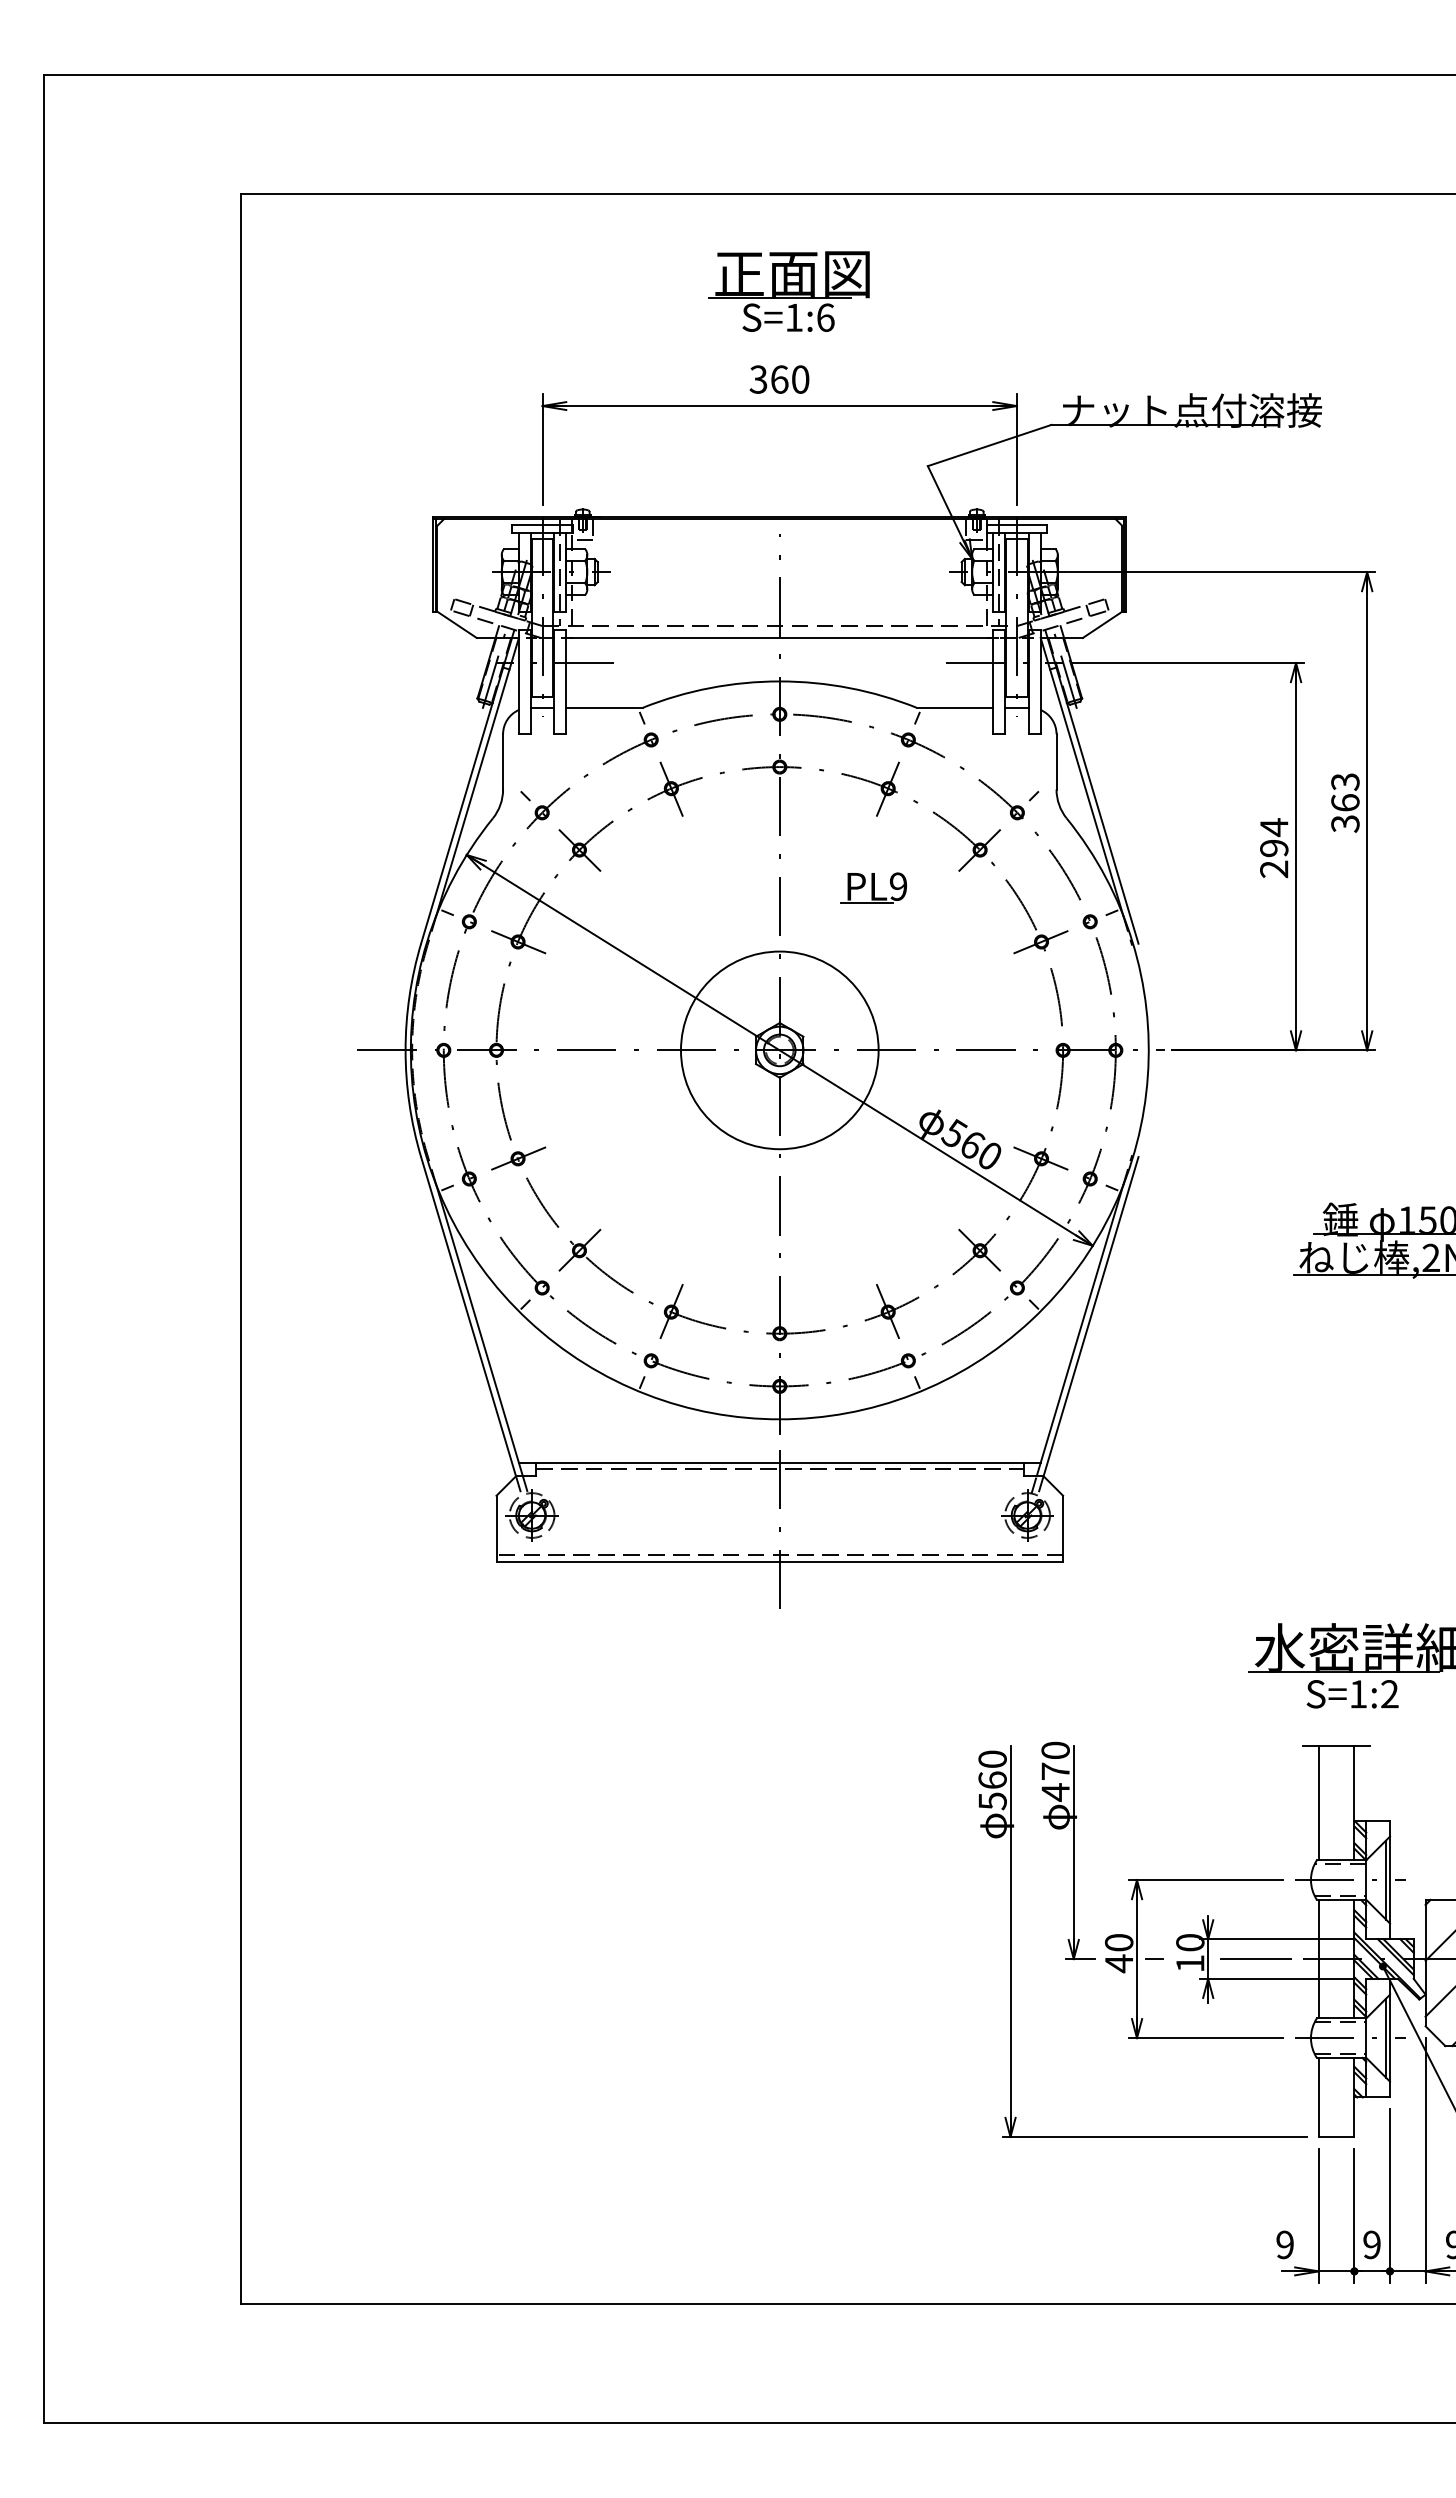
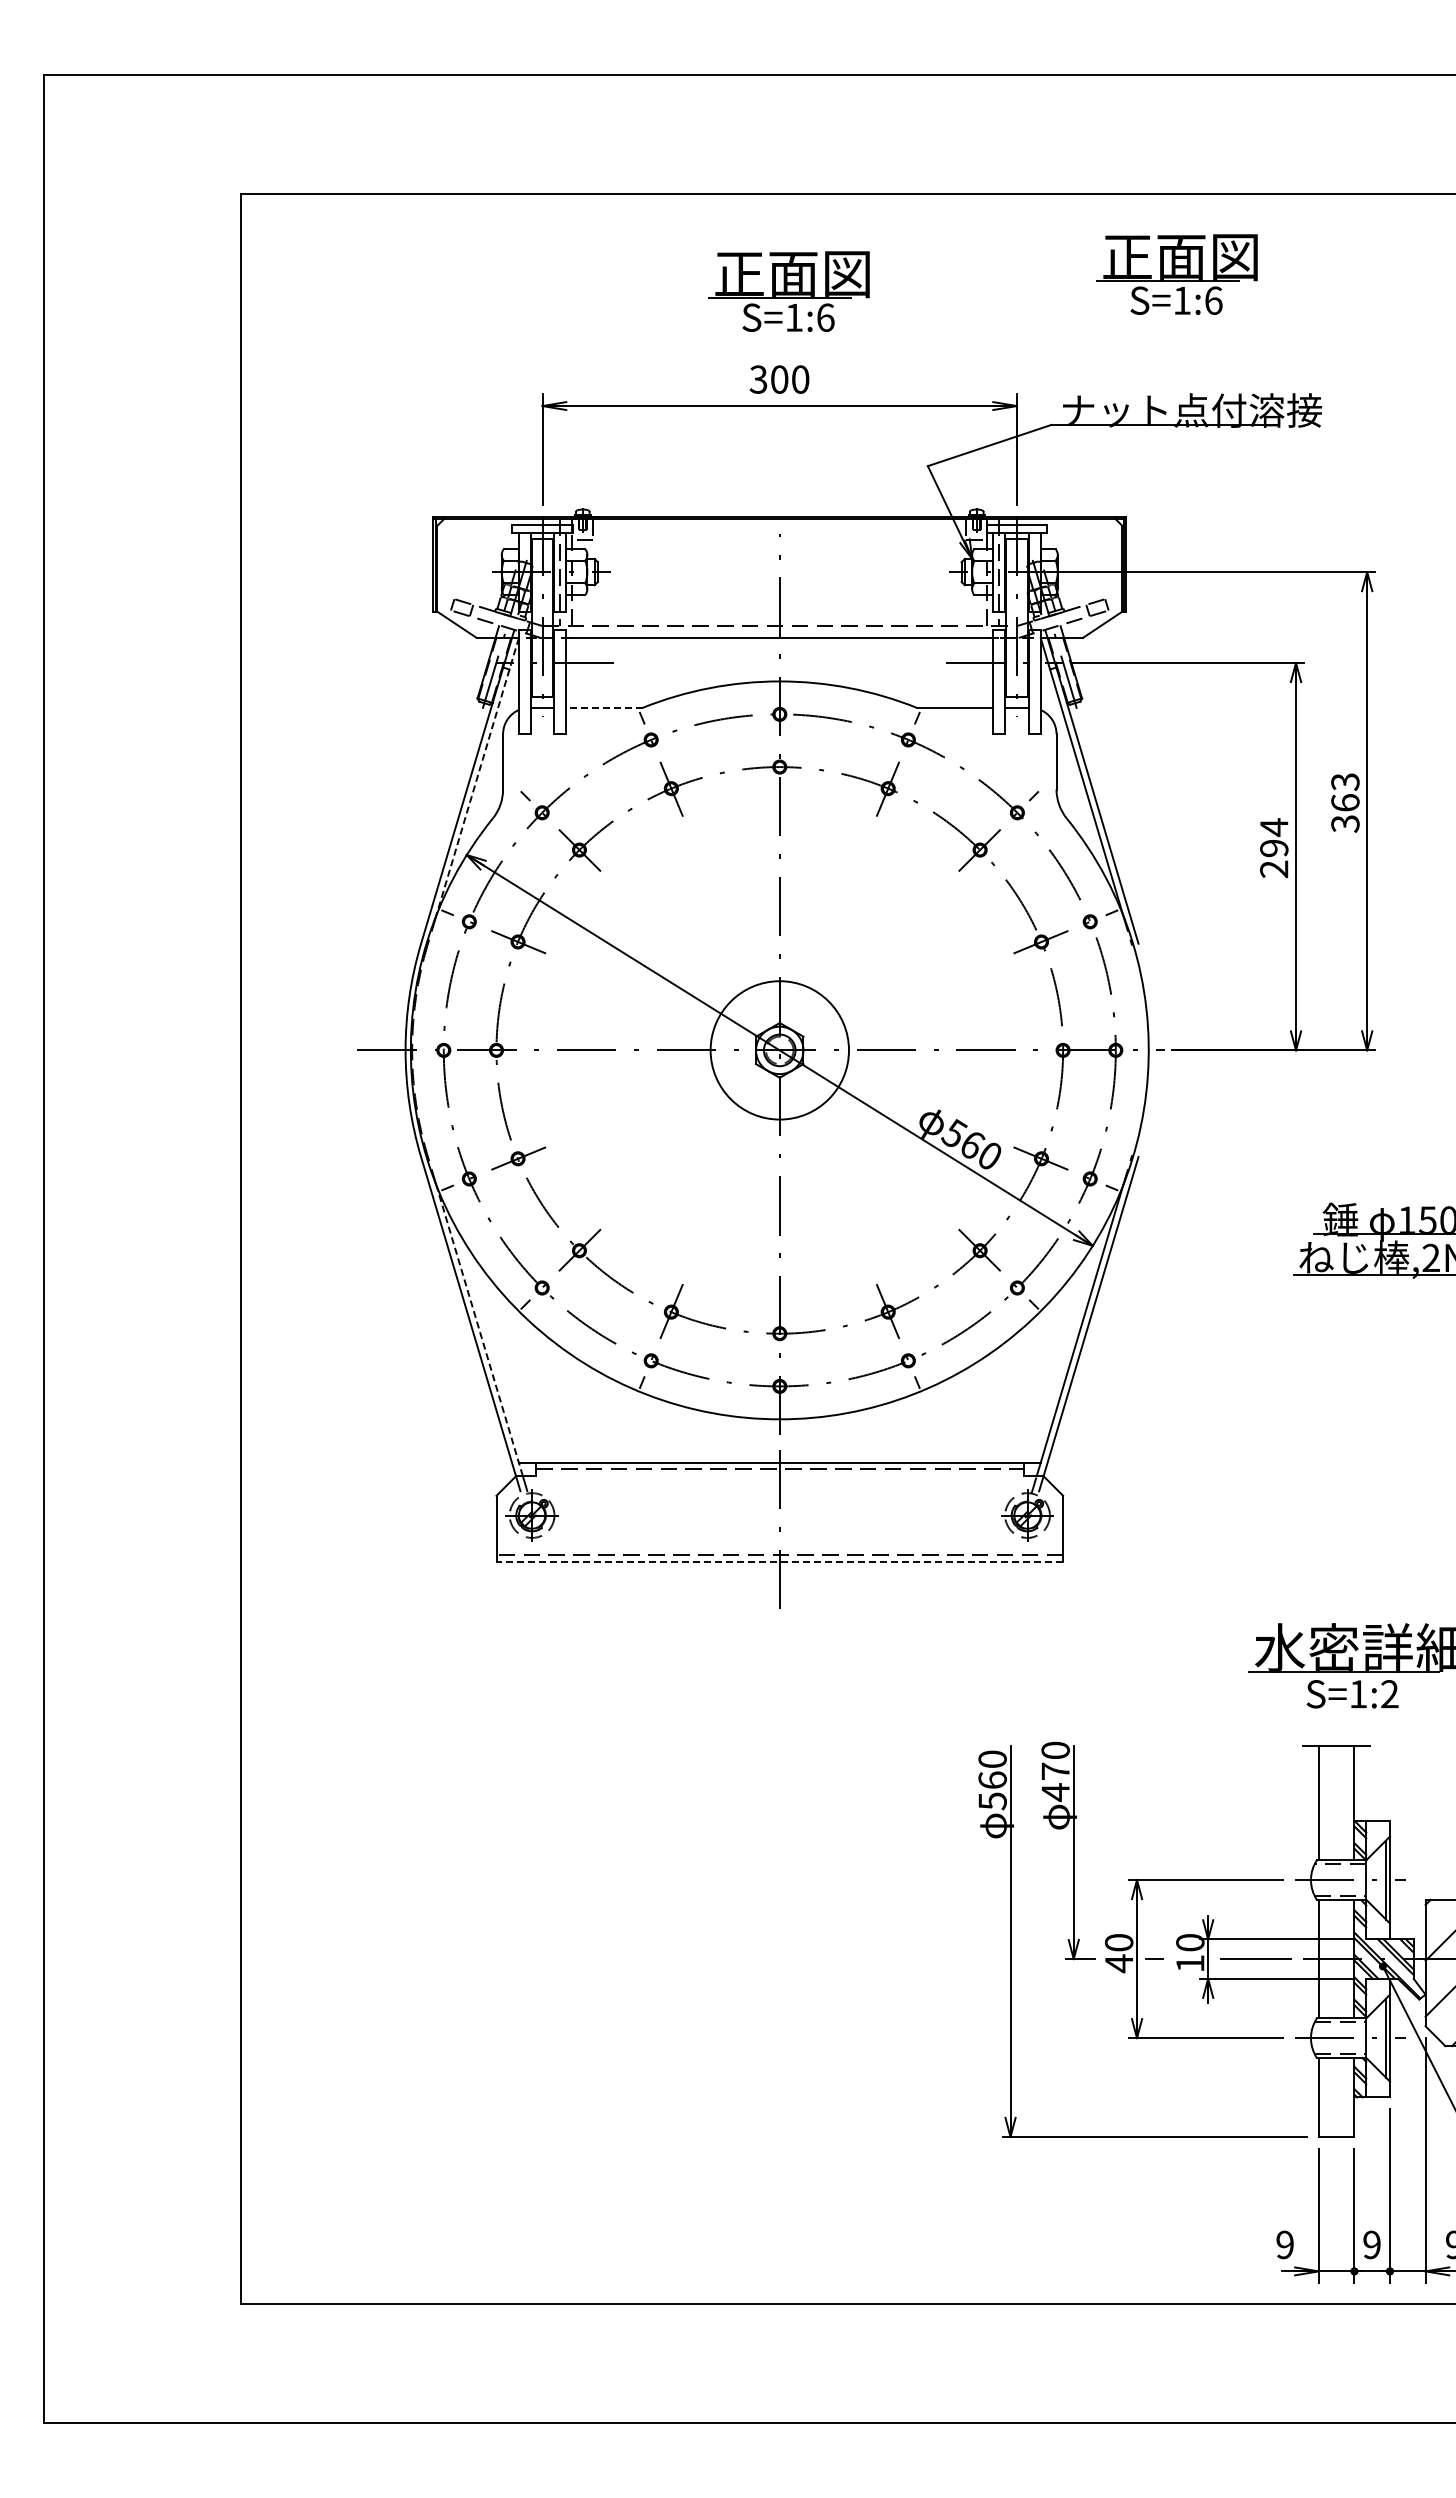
part: none -> present (1176, 274)
text: 360 -> 300 (779, 379)
line: solid -> dashed (604, 707)
line: solid -> dashed (477, 776)
part: present -> none (873, 887)
circle diameter: 198 px -> 138 px (779, 1050)
line: solid -> dashed (479, 1330)
line: solid -> dashed (779, 1561)
